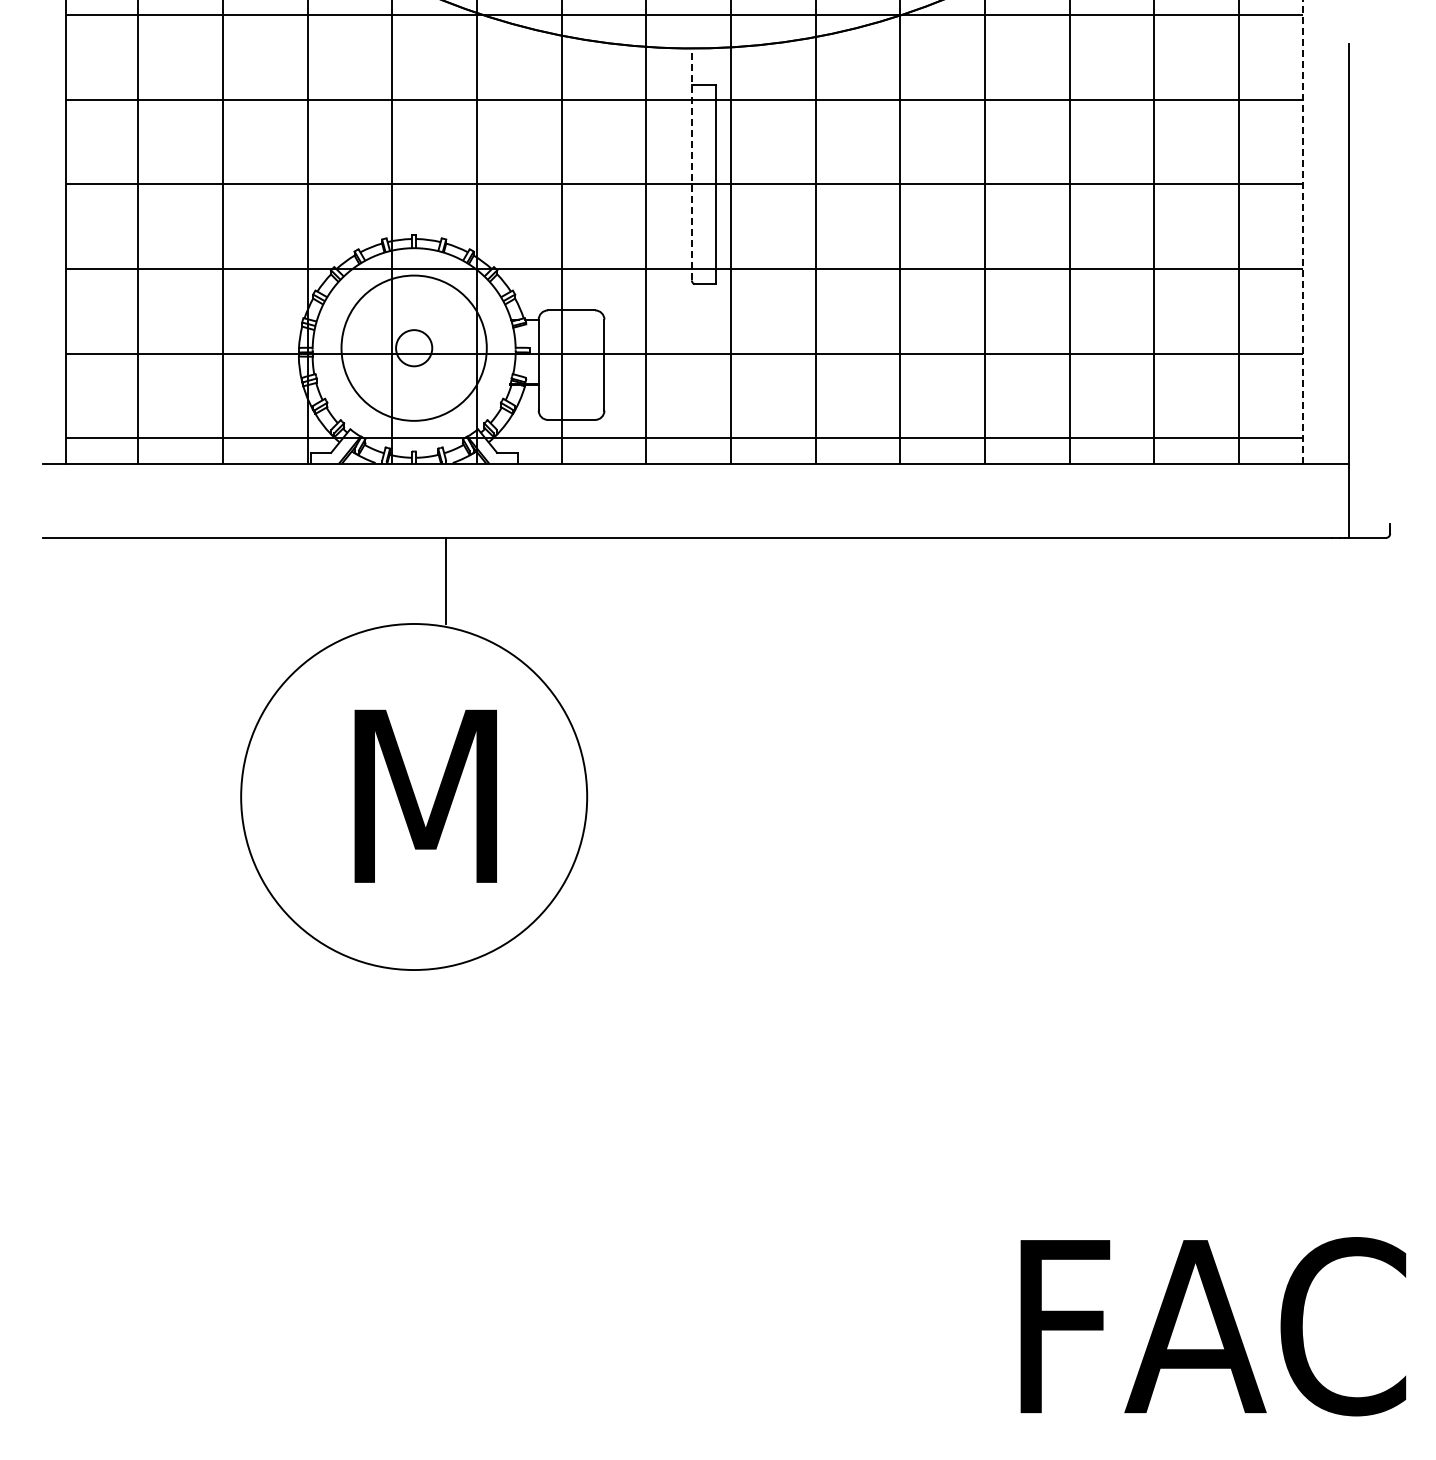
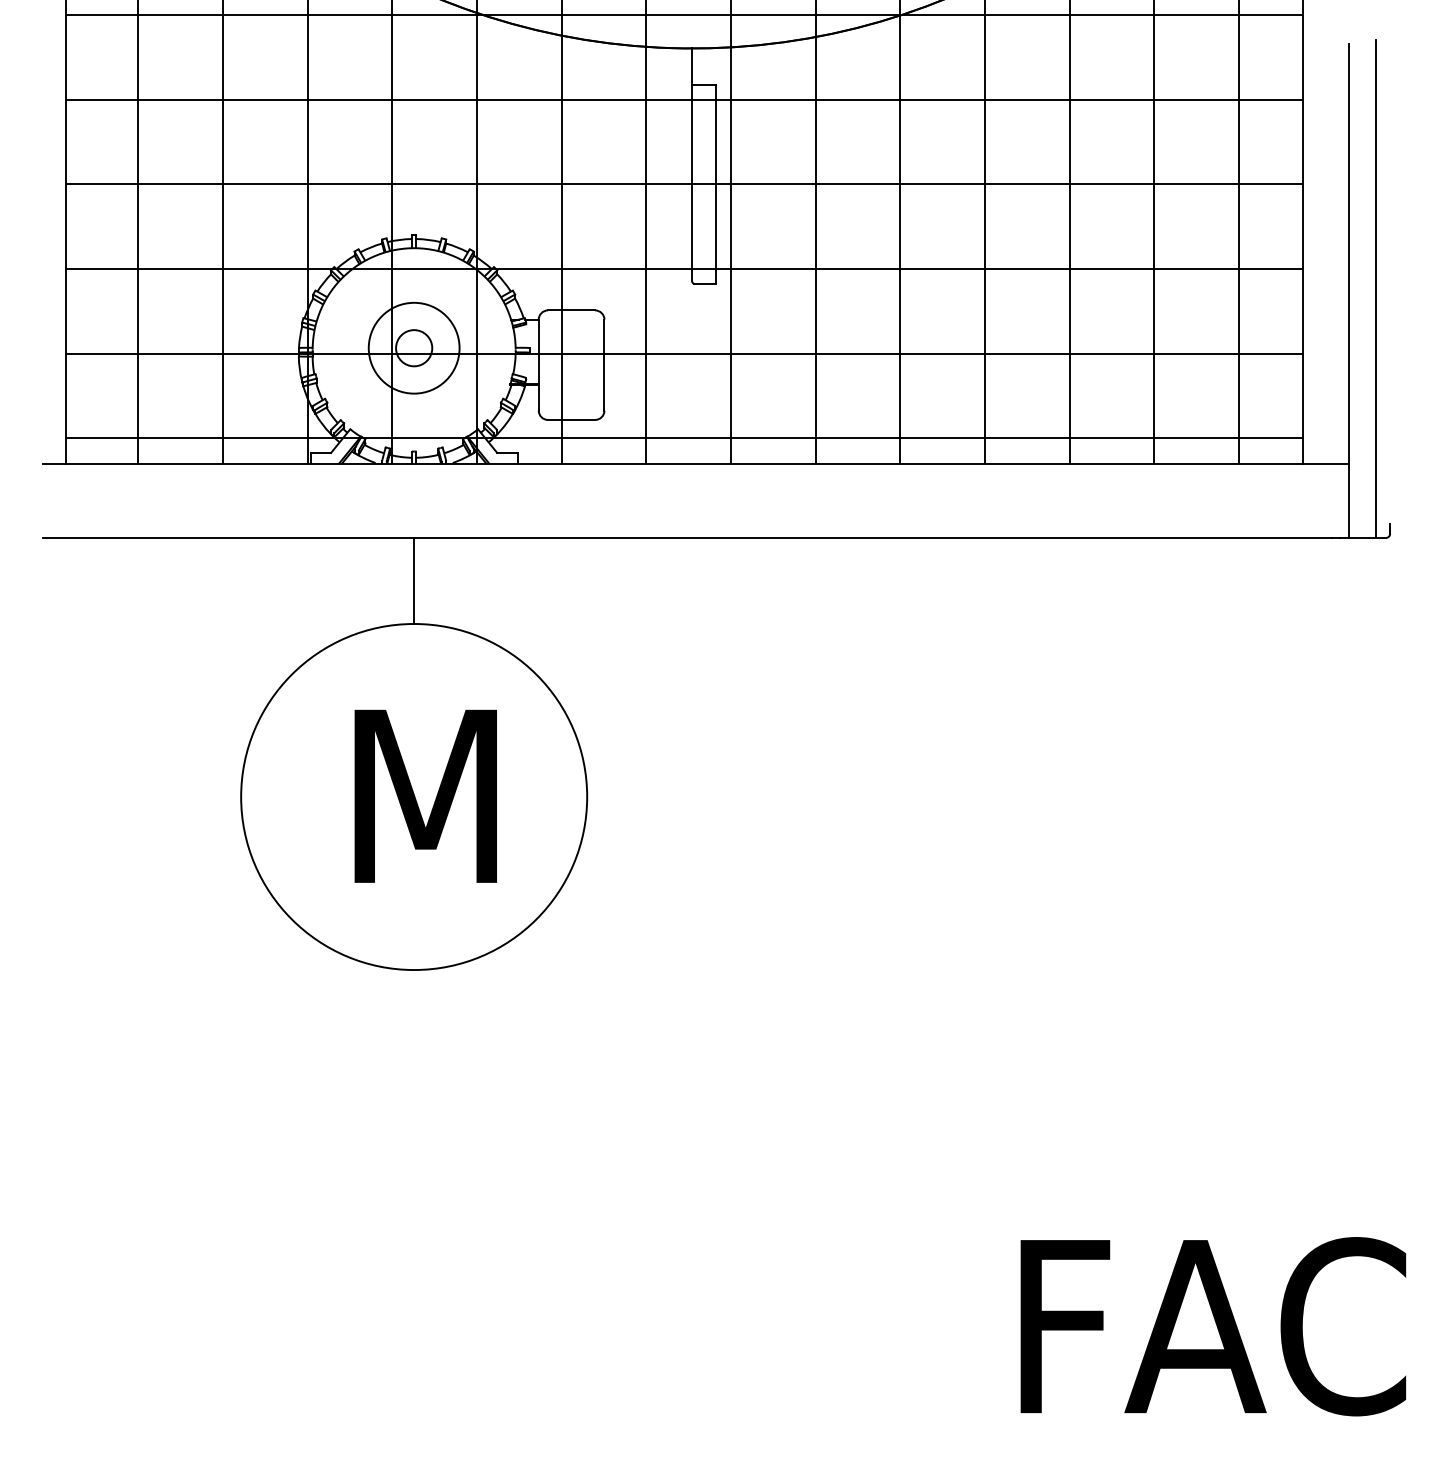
line: dashed -> solid (691, 163)
line: dashed -> solid (1302, 232)
line: none -> present (1376, 288)
circle diameter: 145 px -> 91 px (413, 347)
line position: (446, 580) -> (414, 580) (414, 580)
